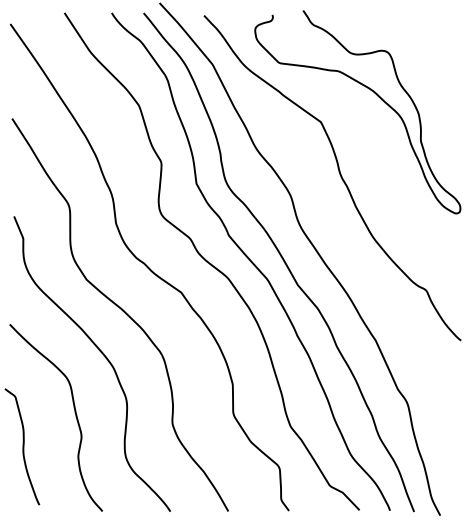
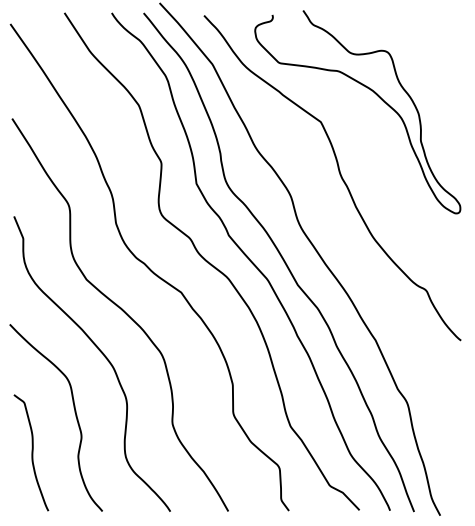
curve position: (22, 446) -> (31, 452) (31, 452)
